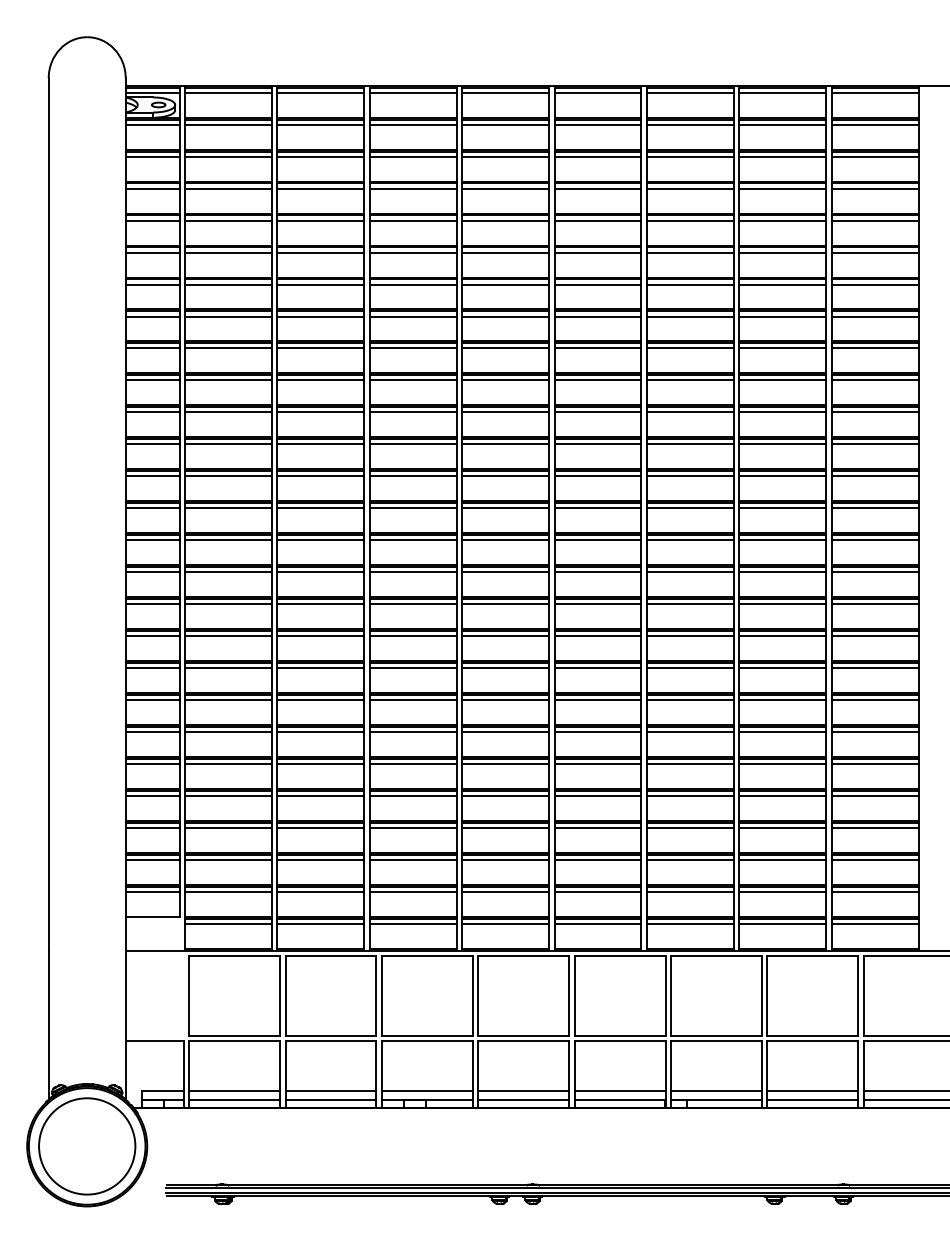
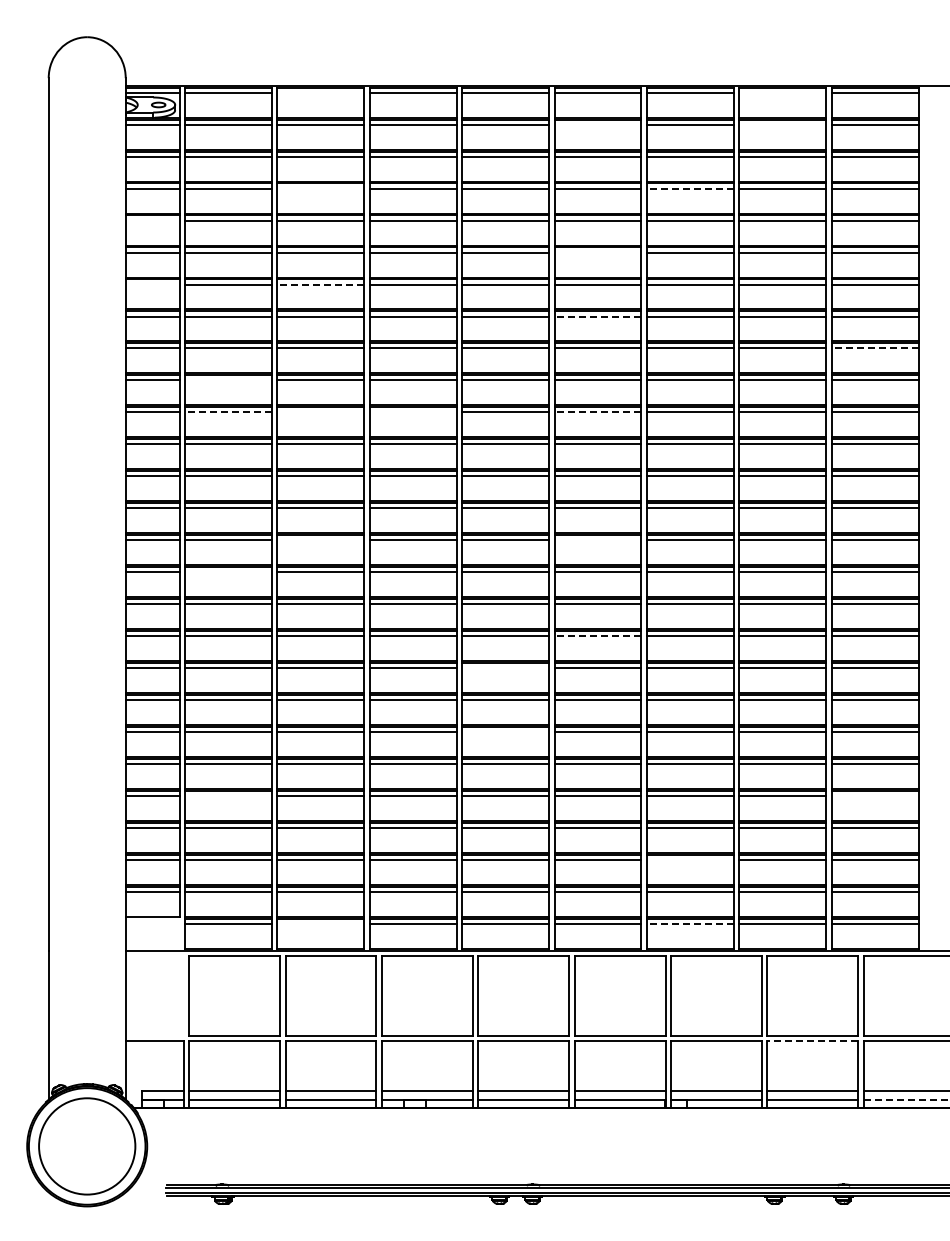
line: present -> none (320, 92)
line: present -> none (782, 92)
line: present -> none (597, 124)
line: present -> none (782, 124)
line: present -> none (320, 188)
line: solid -> dashed (689, 188)
line: present -> none (152, 220)
line: present -> none (597, 252)
line: present -> none (152, 284)
line: solid -> dashed (320, 284)
line: solid -> dashed (597, 316)
line: solid -> dashed (874, 348)
line: present -> none (228, 380)
line: solid -> dashed (228, 412)
line: present -> none (320, 412)
line: present -> none (412, 412)
line: solid -> dashed (597, 412)
line: present -> none (320, 540)
line: present -> none (597, 540)
line: present -> none (228, 572)
line: solid -> dashed (597, 636)
line: present -> none (505, 668)
line: present -> none (505, 732)
line: present -> none (228, 796)
line: present -> none (874, 796)
line: present -> none (689, 859)
line: present -> none (320, 923)
line: solid -> dashed (689, 923)
line: solid -> dashed (812, 1041)
line: solid -> dashed (906, 1099)
